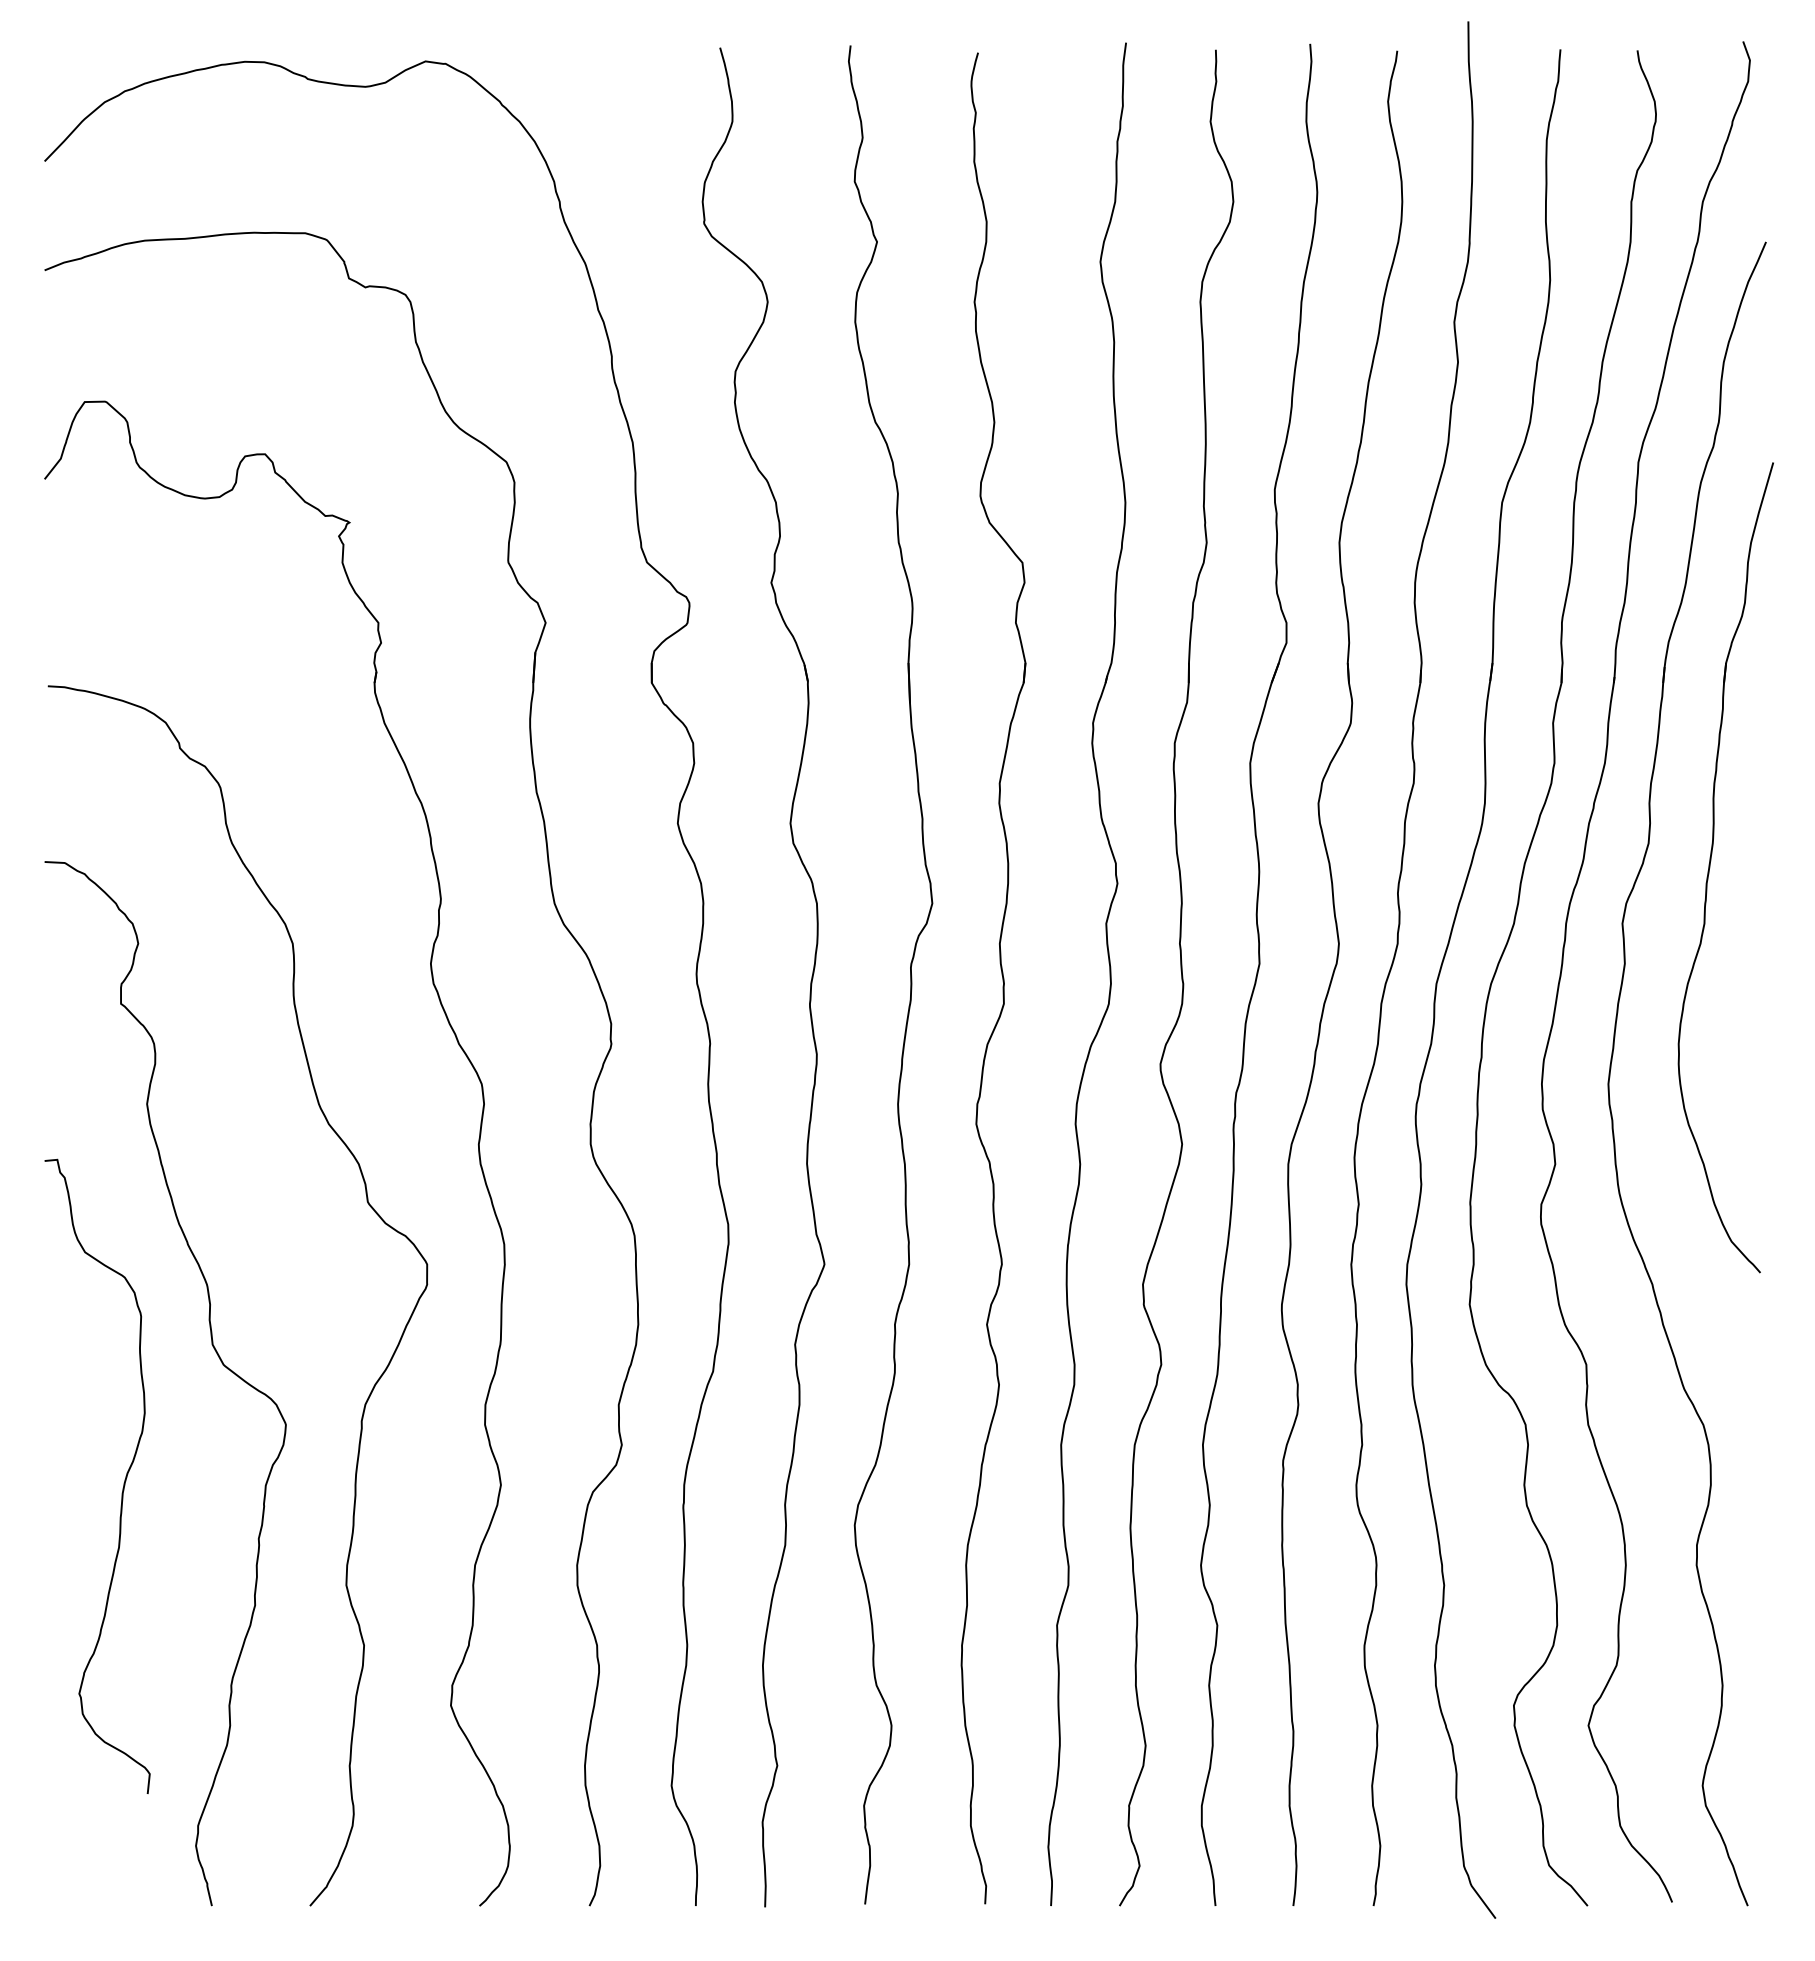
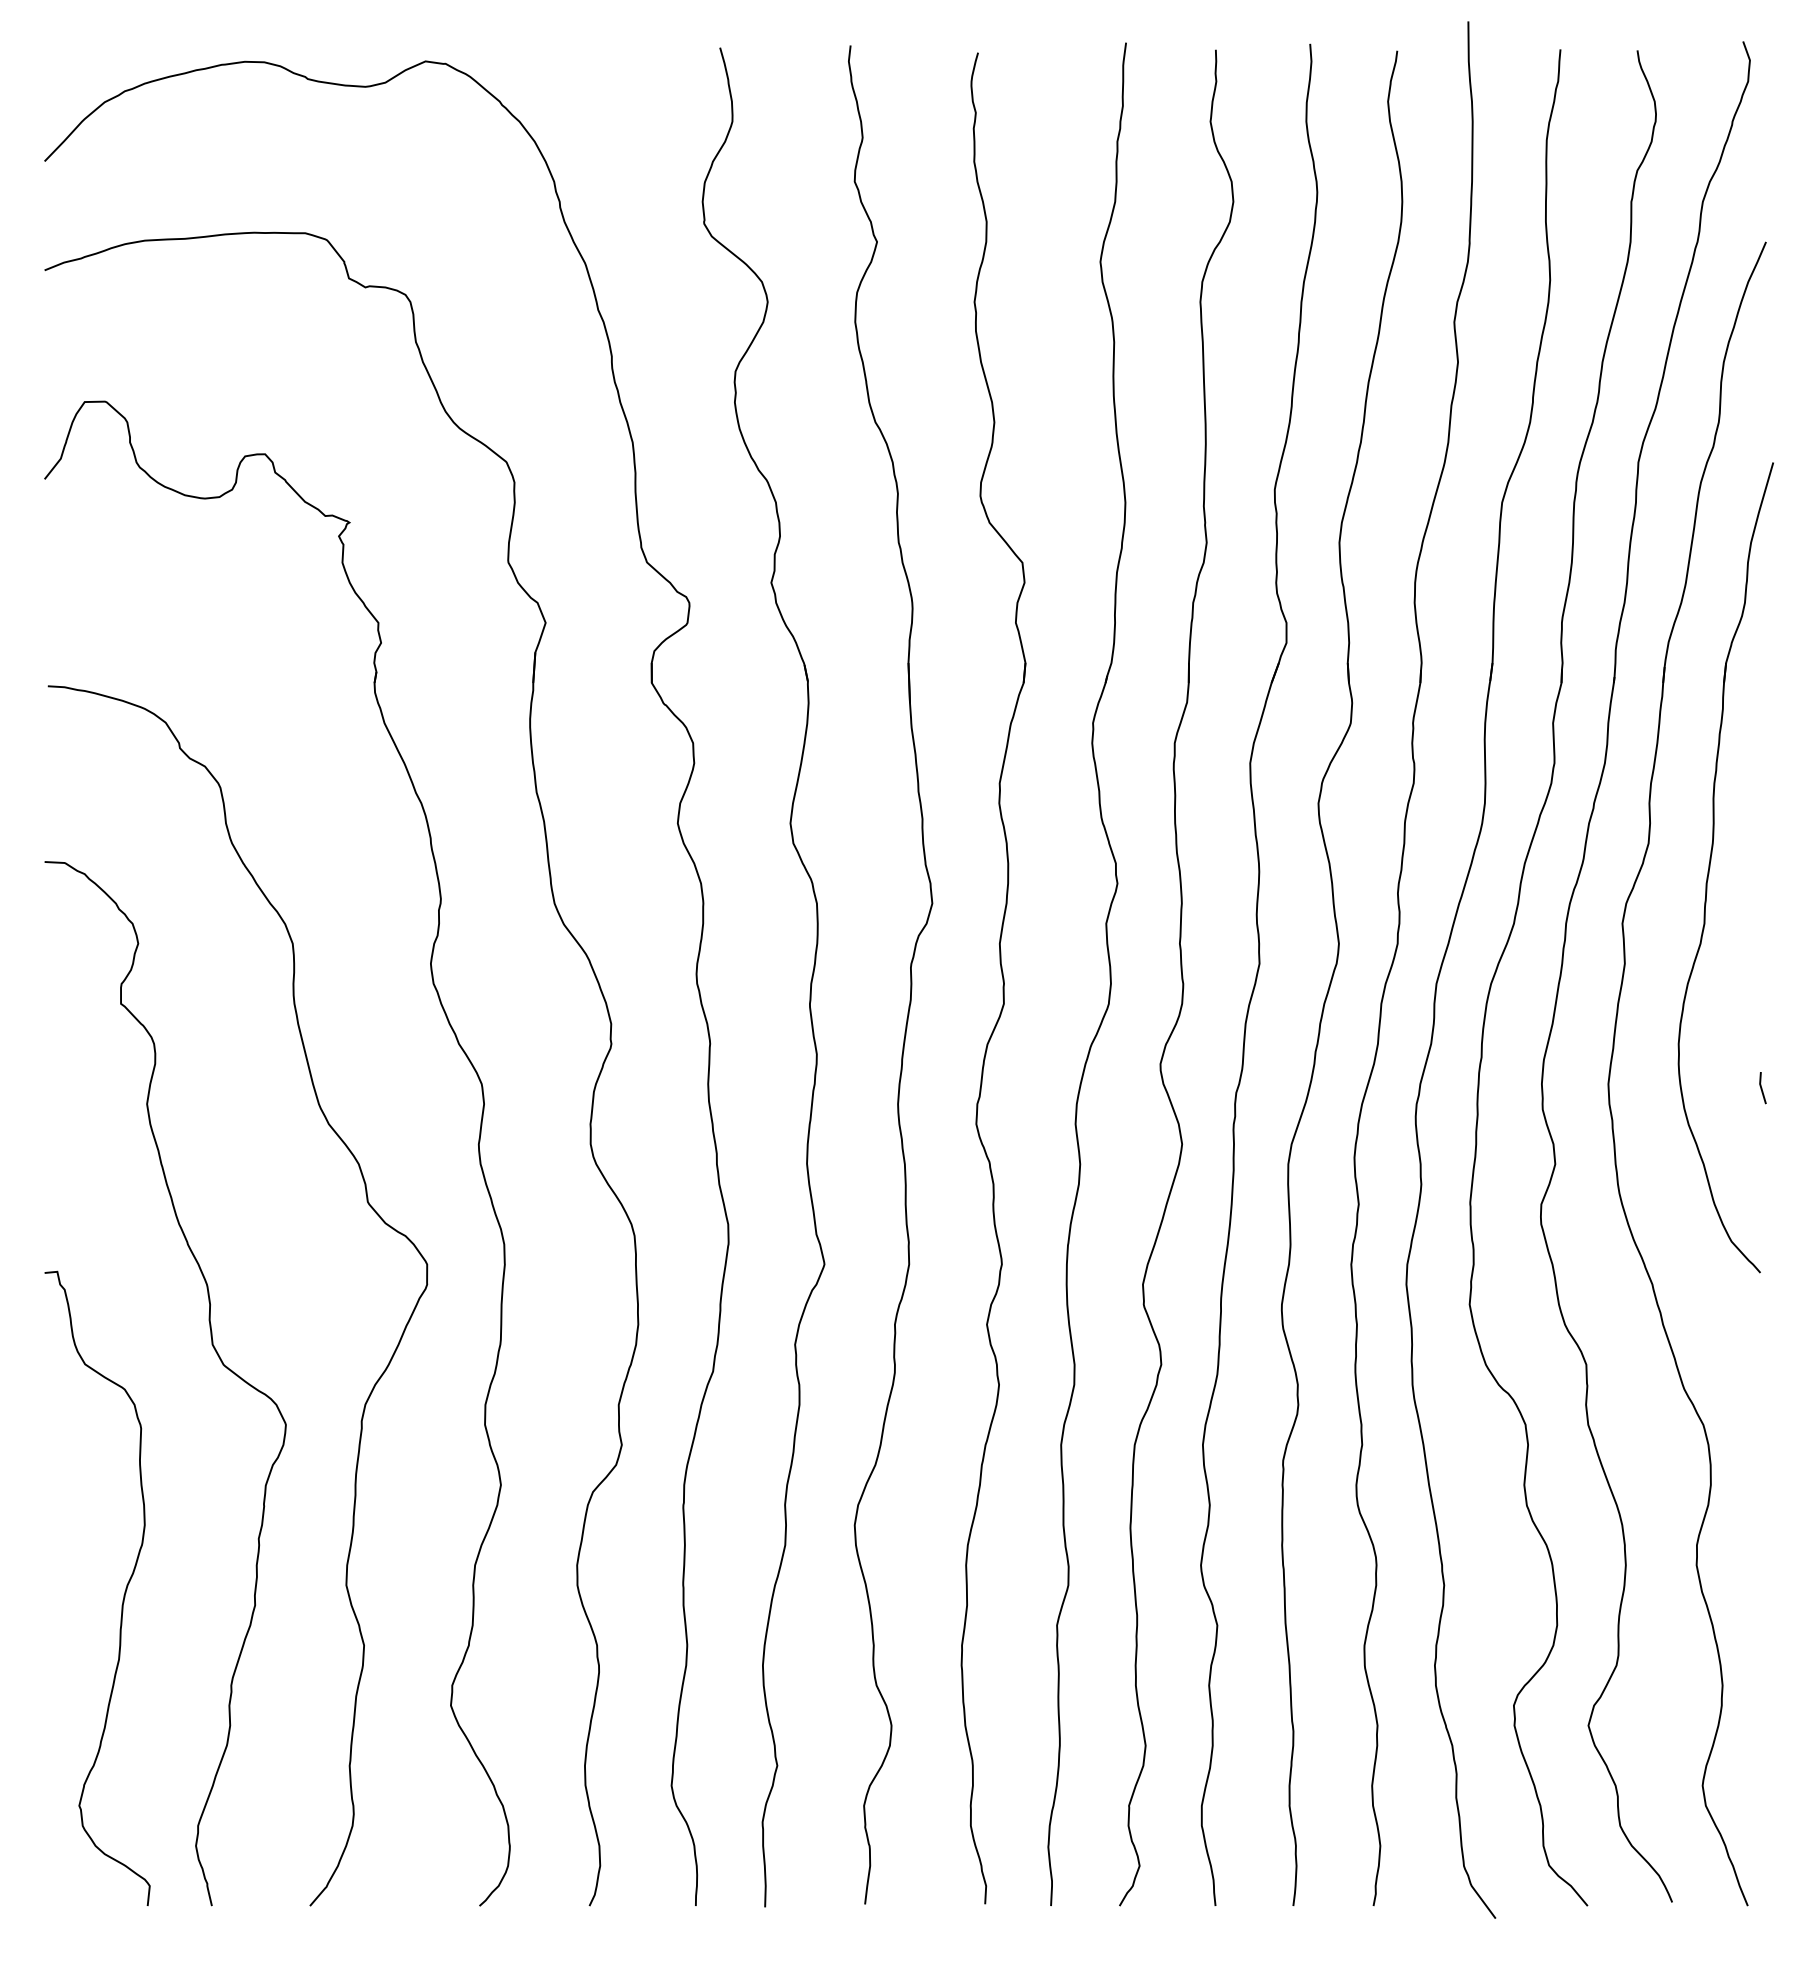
line: none -> present (1762, 1088)
curve position: (123, 1483) -> (123, 1595) (123, 1595)
